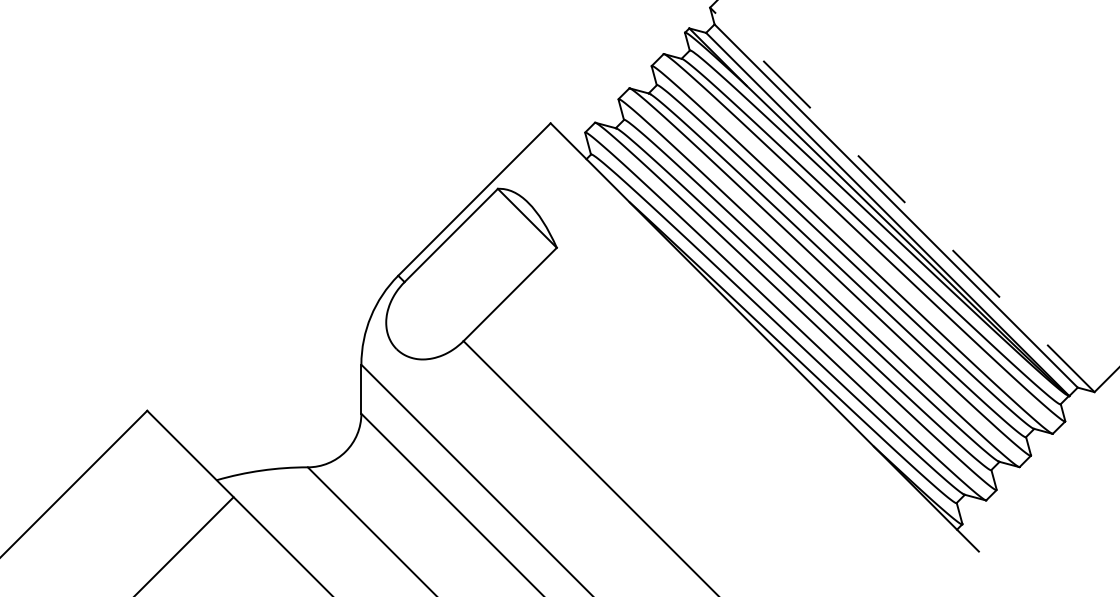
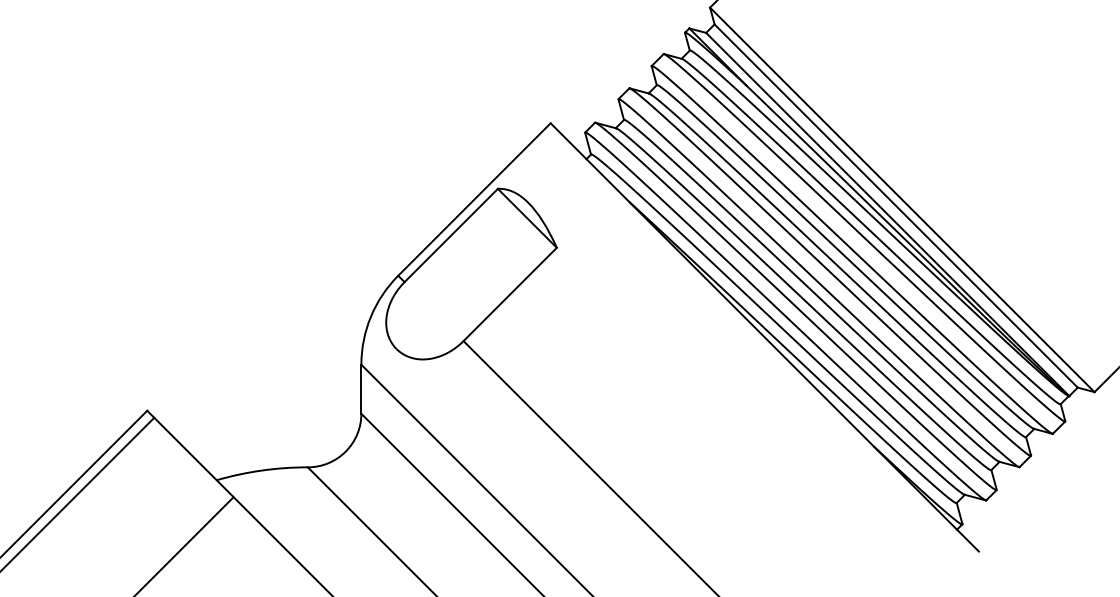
line: dashed -> solid (902, 199)
line: none -> present (78, 493)
